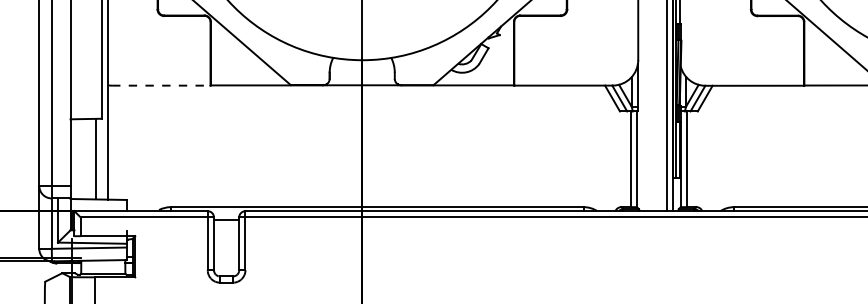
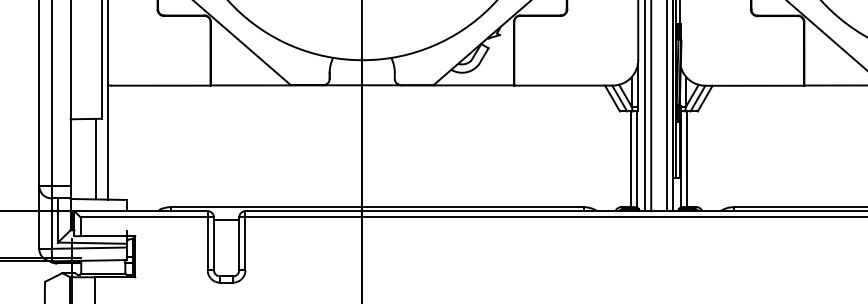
line: dashed -> solid (161, 85)
line: none -> present (644, 106)
line: none -> present (651, 106)
